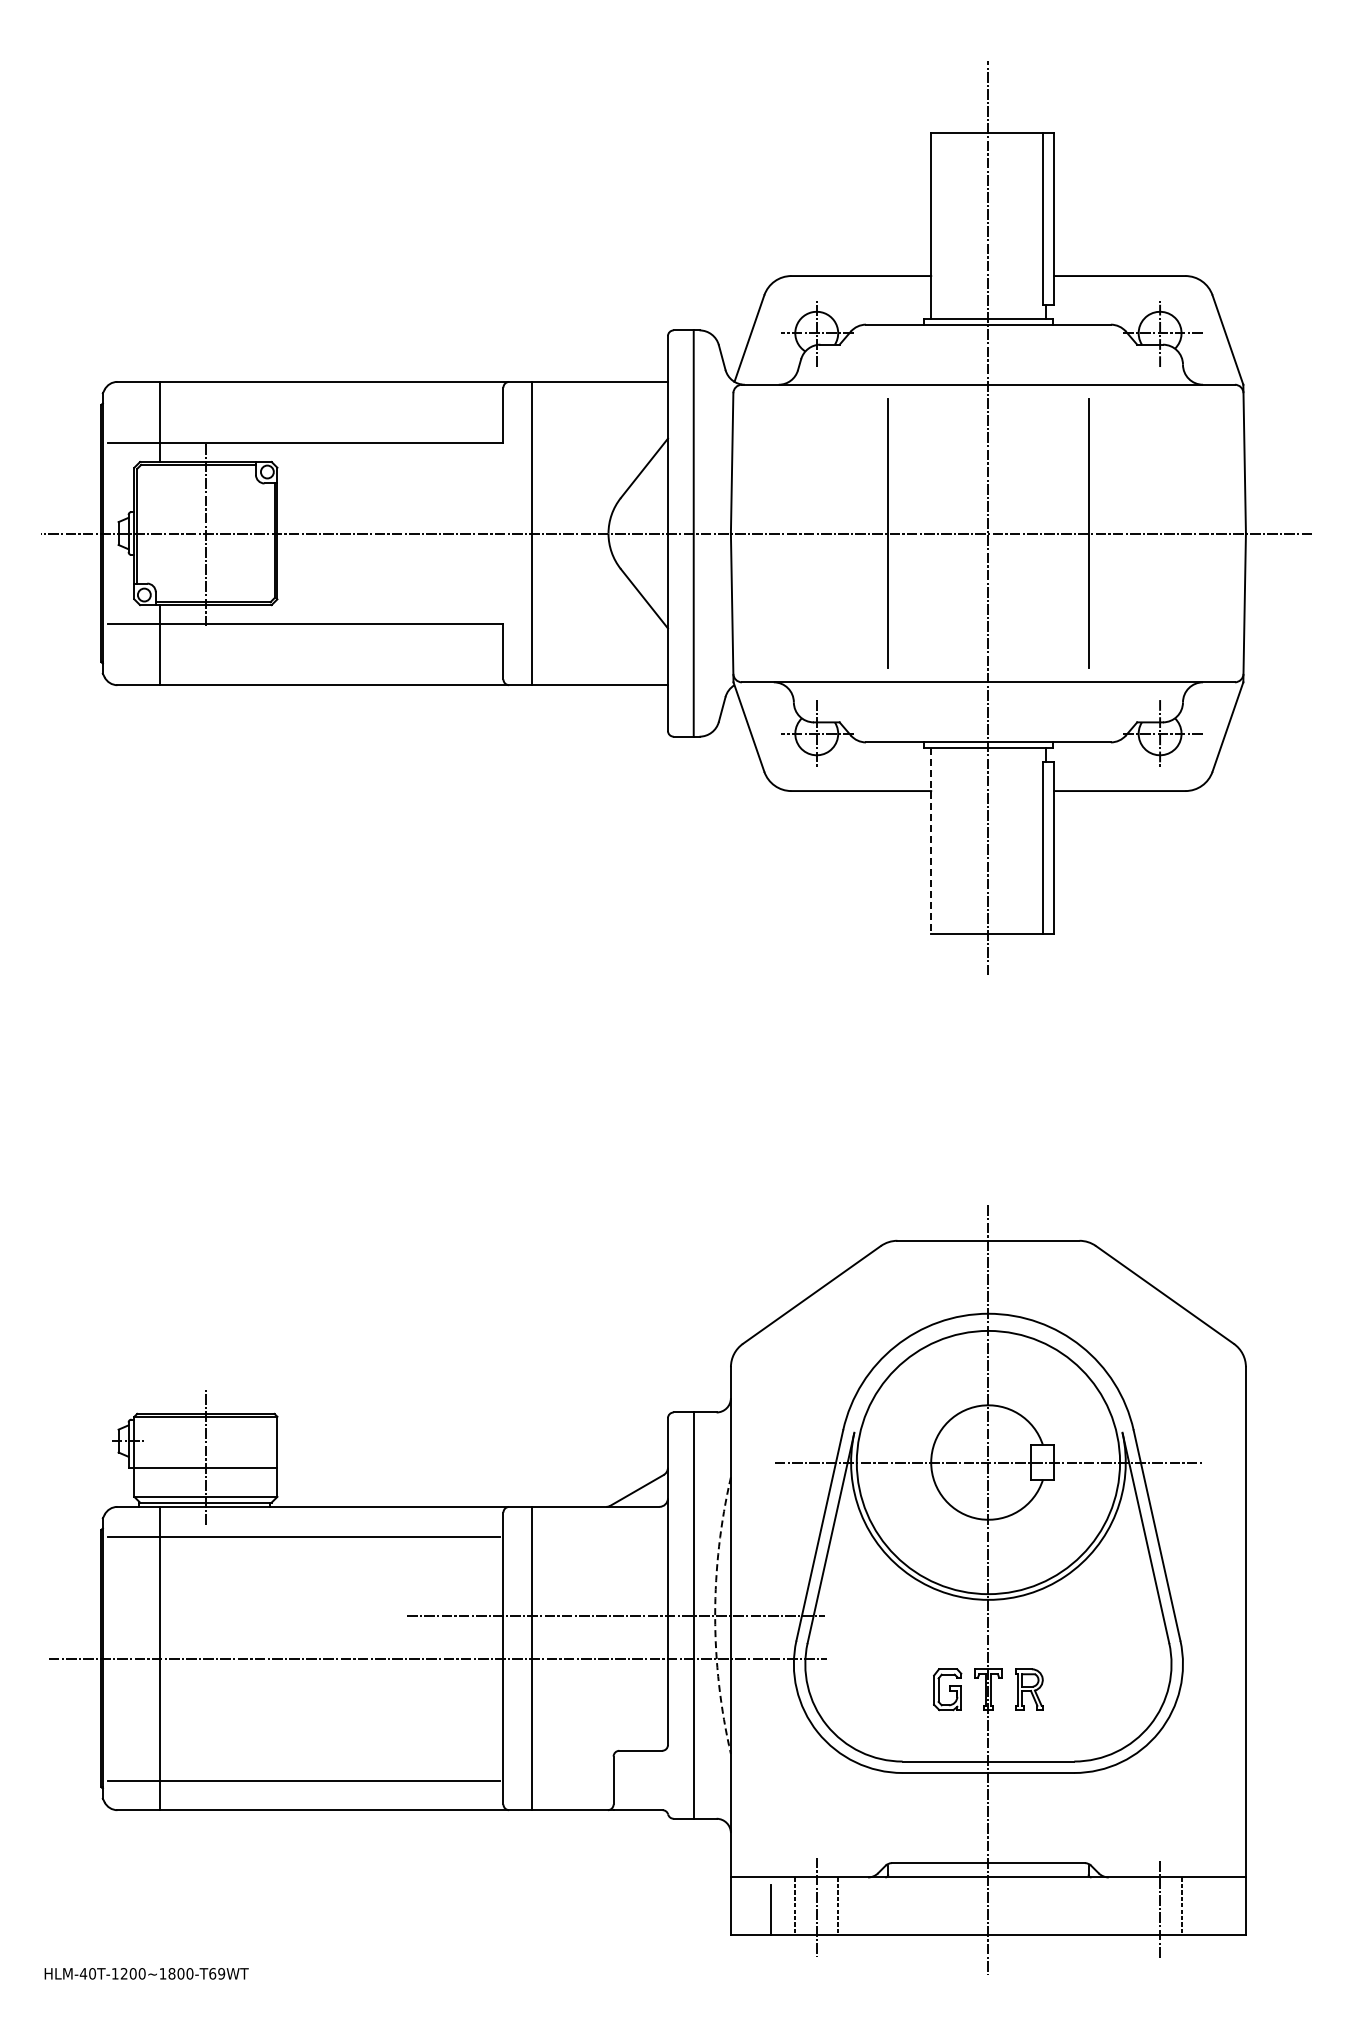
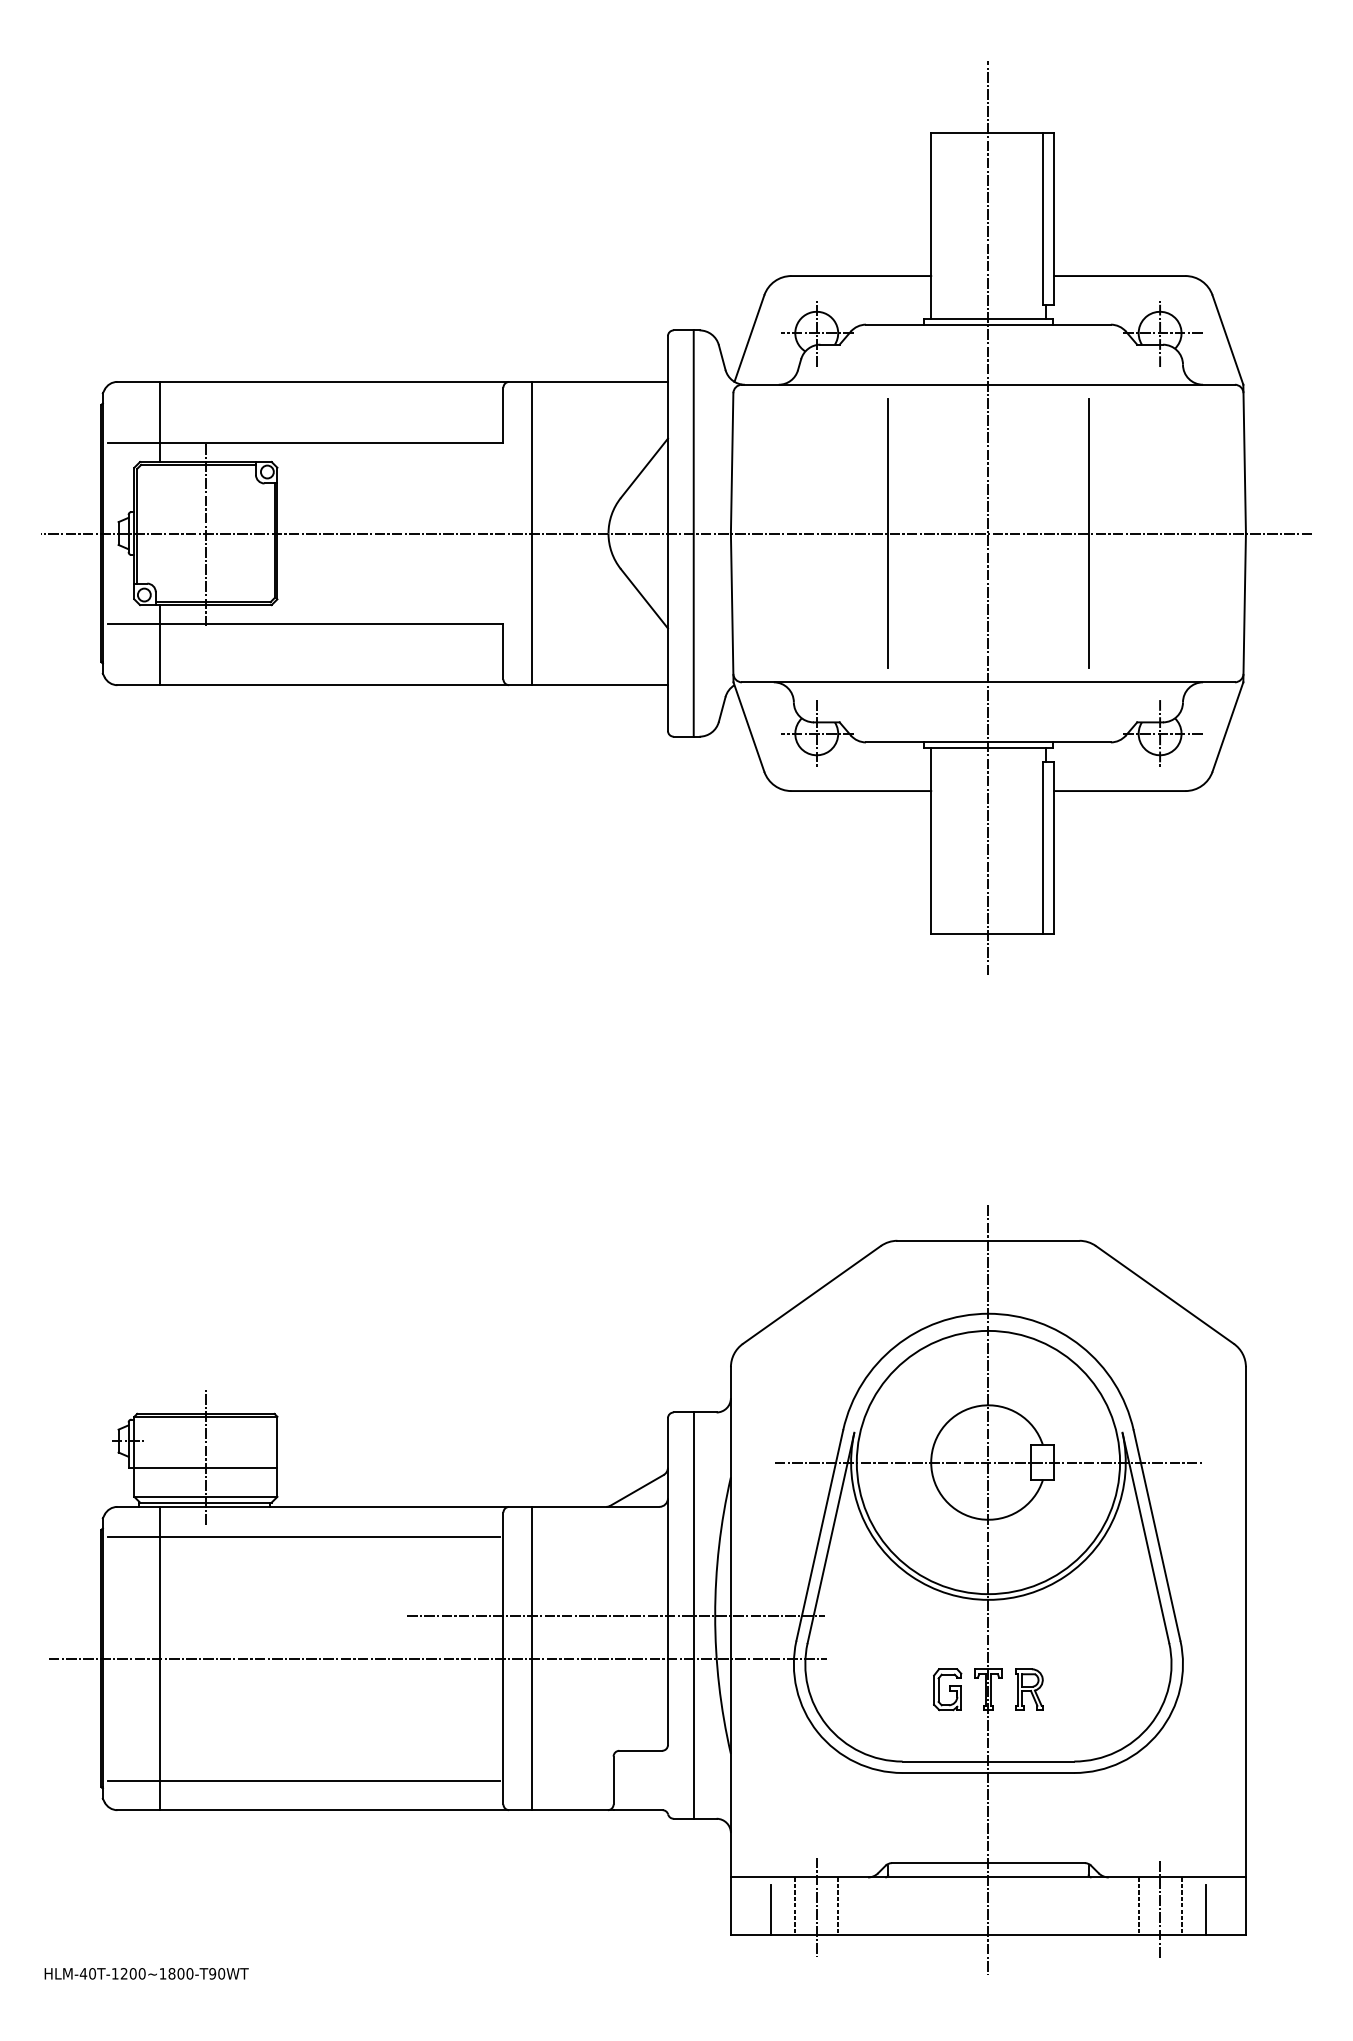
line: dashed -> solid (931, 841)
arc: dashed -> solid (715, 1615)
line: none -> present (1138, 1905)
line: none -> present (1205, 1909)
text: HLM-40T-1200~1800-T69WT -> HLM-40T-1200~1800-T90WT (216, 1973)
